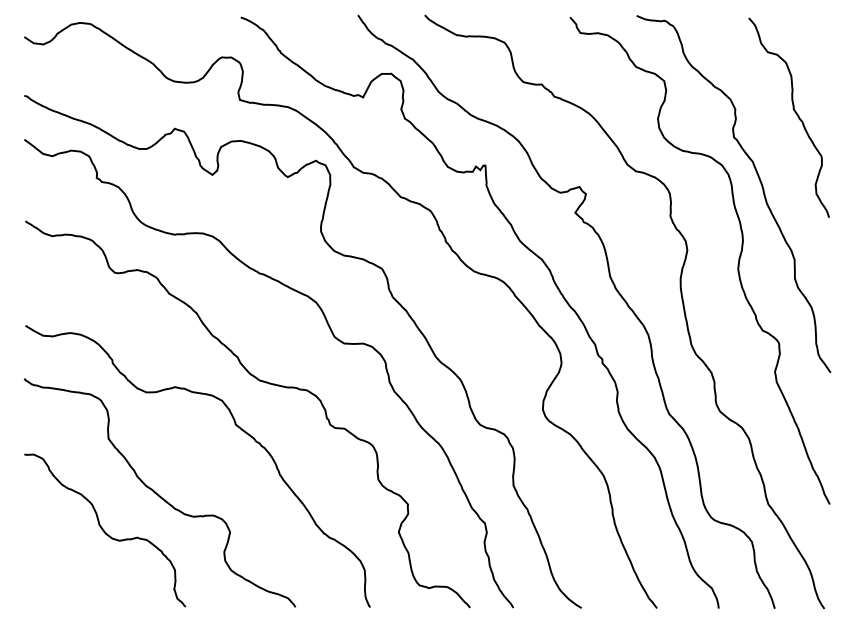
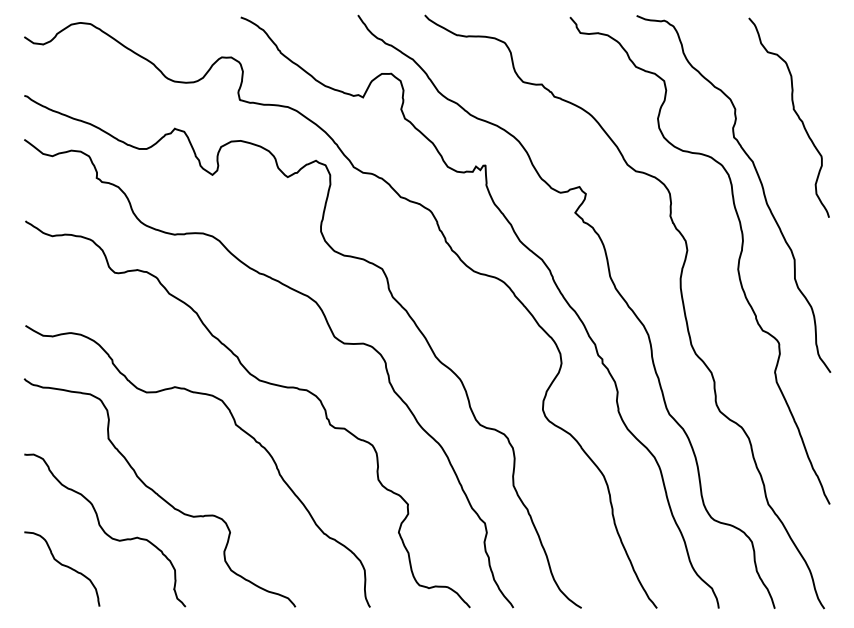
curve: none -> present (63, 566)
